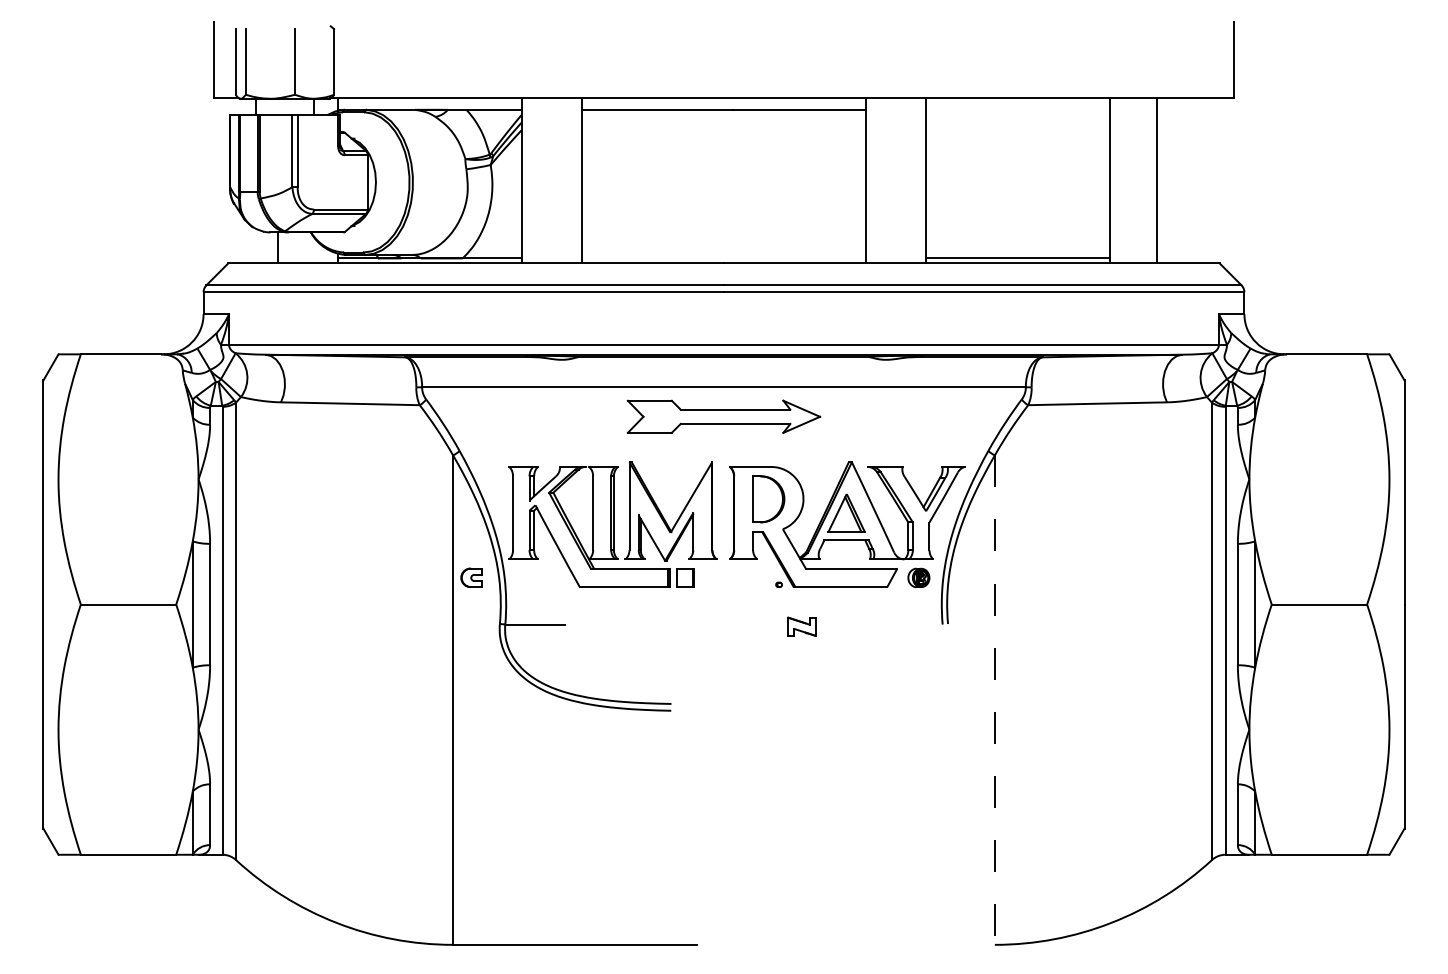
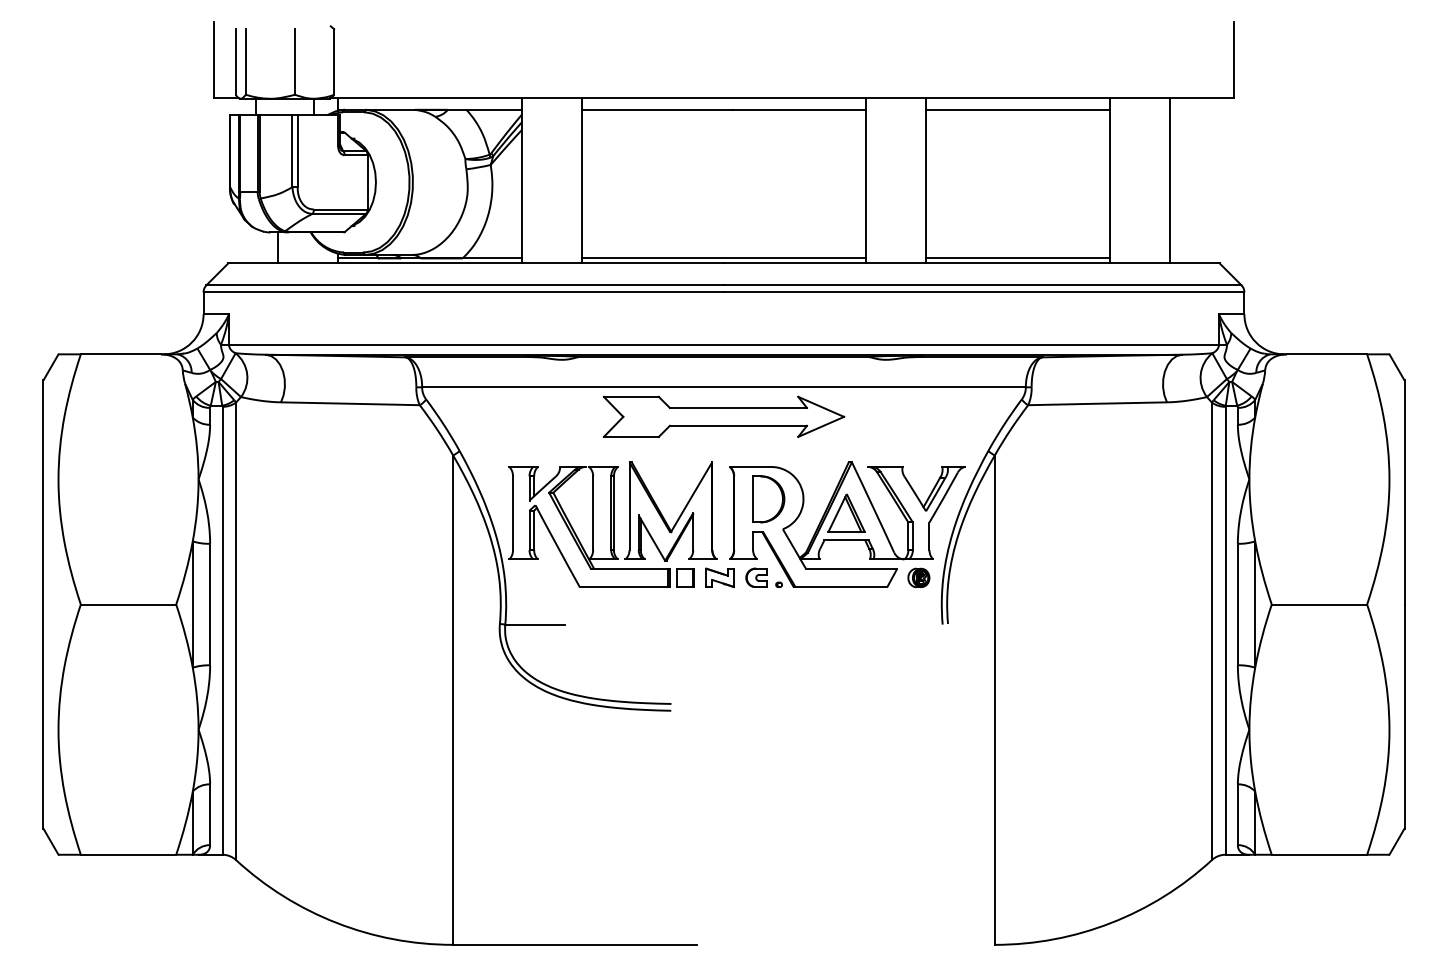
line: none -> present (1018, 109)
line position: (1157, 180) -> (1170, 180) (1170, 180)
line: none -> present (723, 258)
part size: 196x35 px -> 244x43 px (723, 416)
part position: (471, 577) -> (756, 577) (756, 577)
part position: (801, 626) -> (719, 577) (719, 577)
line: dashed -> solid (994, 700)
